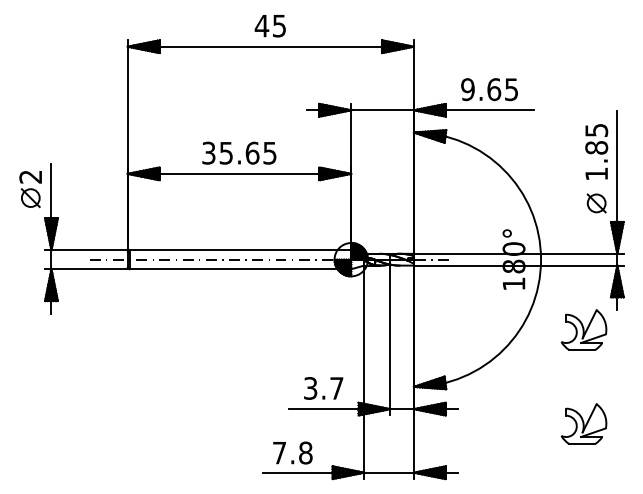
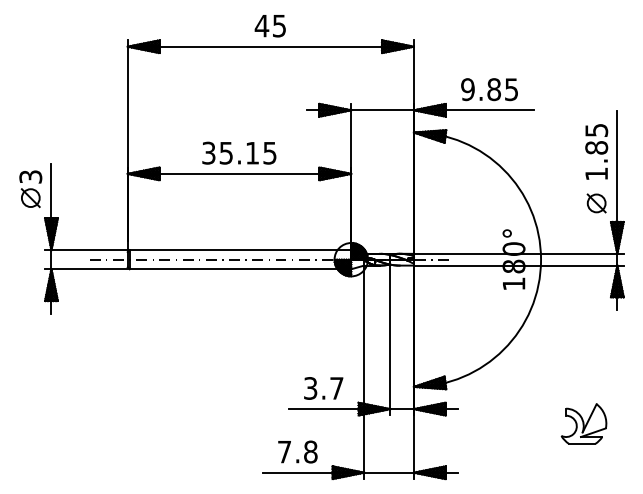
text: 9.65 -> 9.85 (494, 89)
text: 35.65 -> 35.15 (252, 152)
text: 2 -> 3 (30, 176)
part: present -> none (583, 329)
text position: (292, 452) -> (297, 451) (297, 451)
